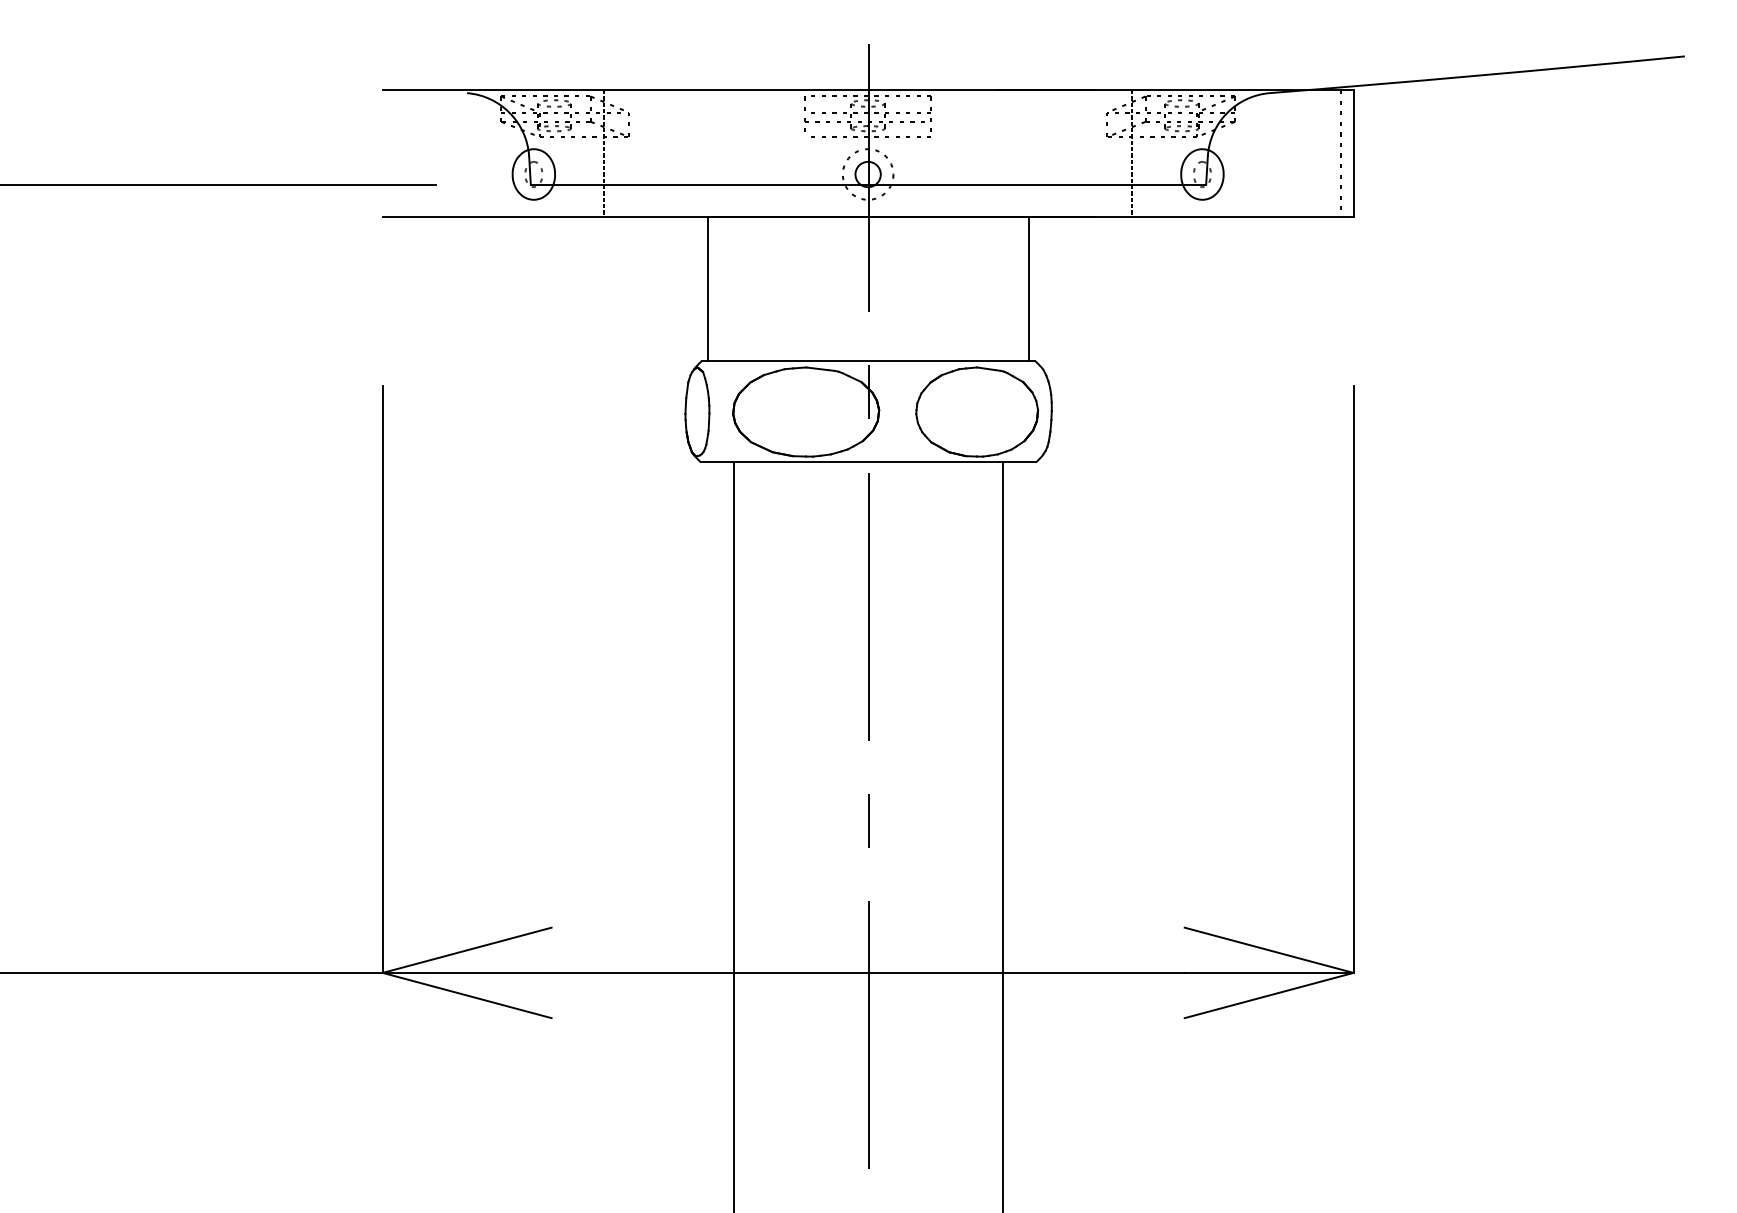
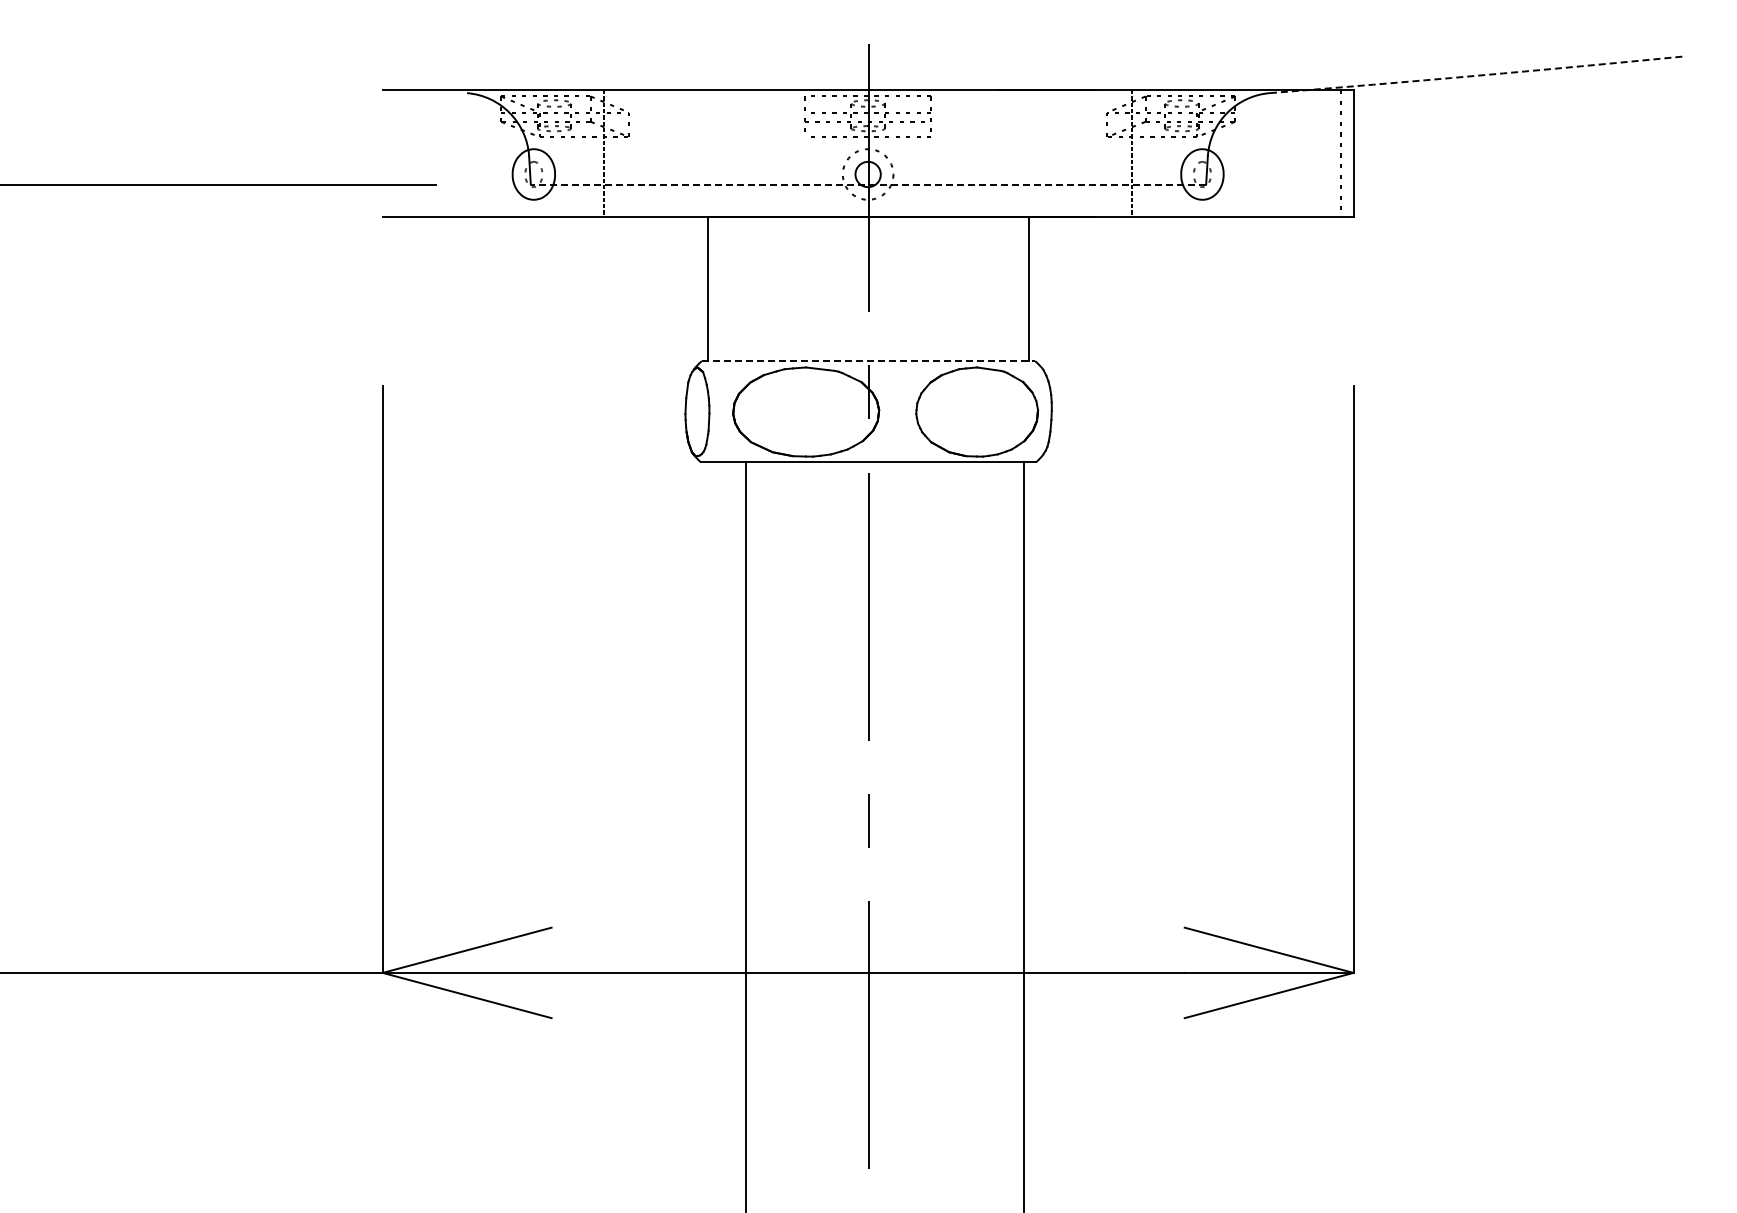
arc: solid -> dashed (1477, 75)
line: solid -> dashed (868, 184)
line: solid -> dashed (868, 361)
line position: (734, 835) -> (746, 835) (746, 835)
line position: (1002, 835) -> (1023, 835) (1023, 835)
